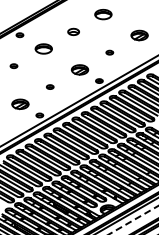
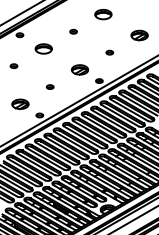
line: none -> present (21, 13)
part size: 13x9 px -> 9x7 px (73, 31)
line: dashed -> solid (133, 220)
